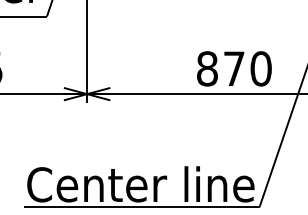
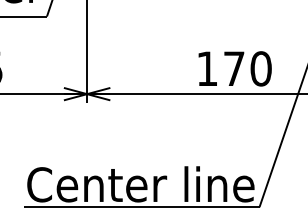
text: 870 -> 170 (207, 68)
